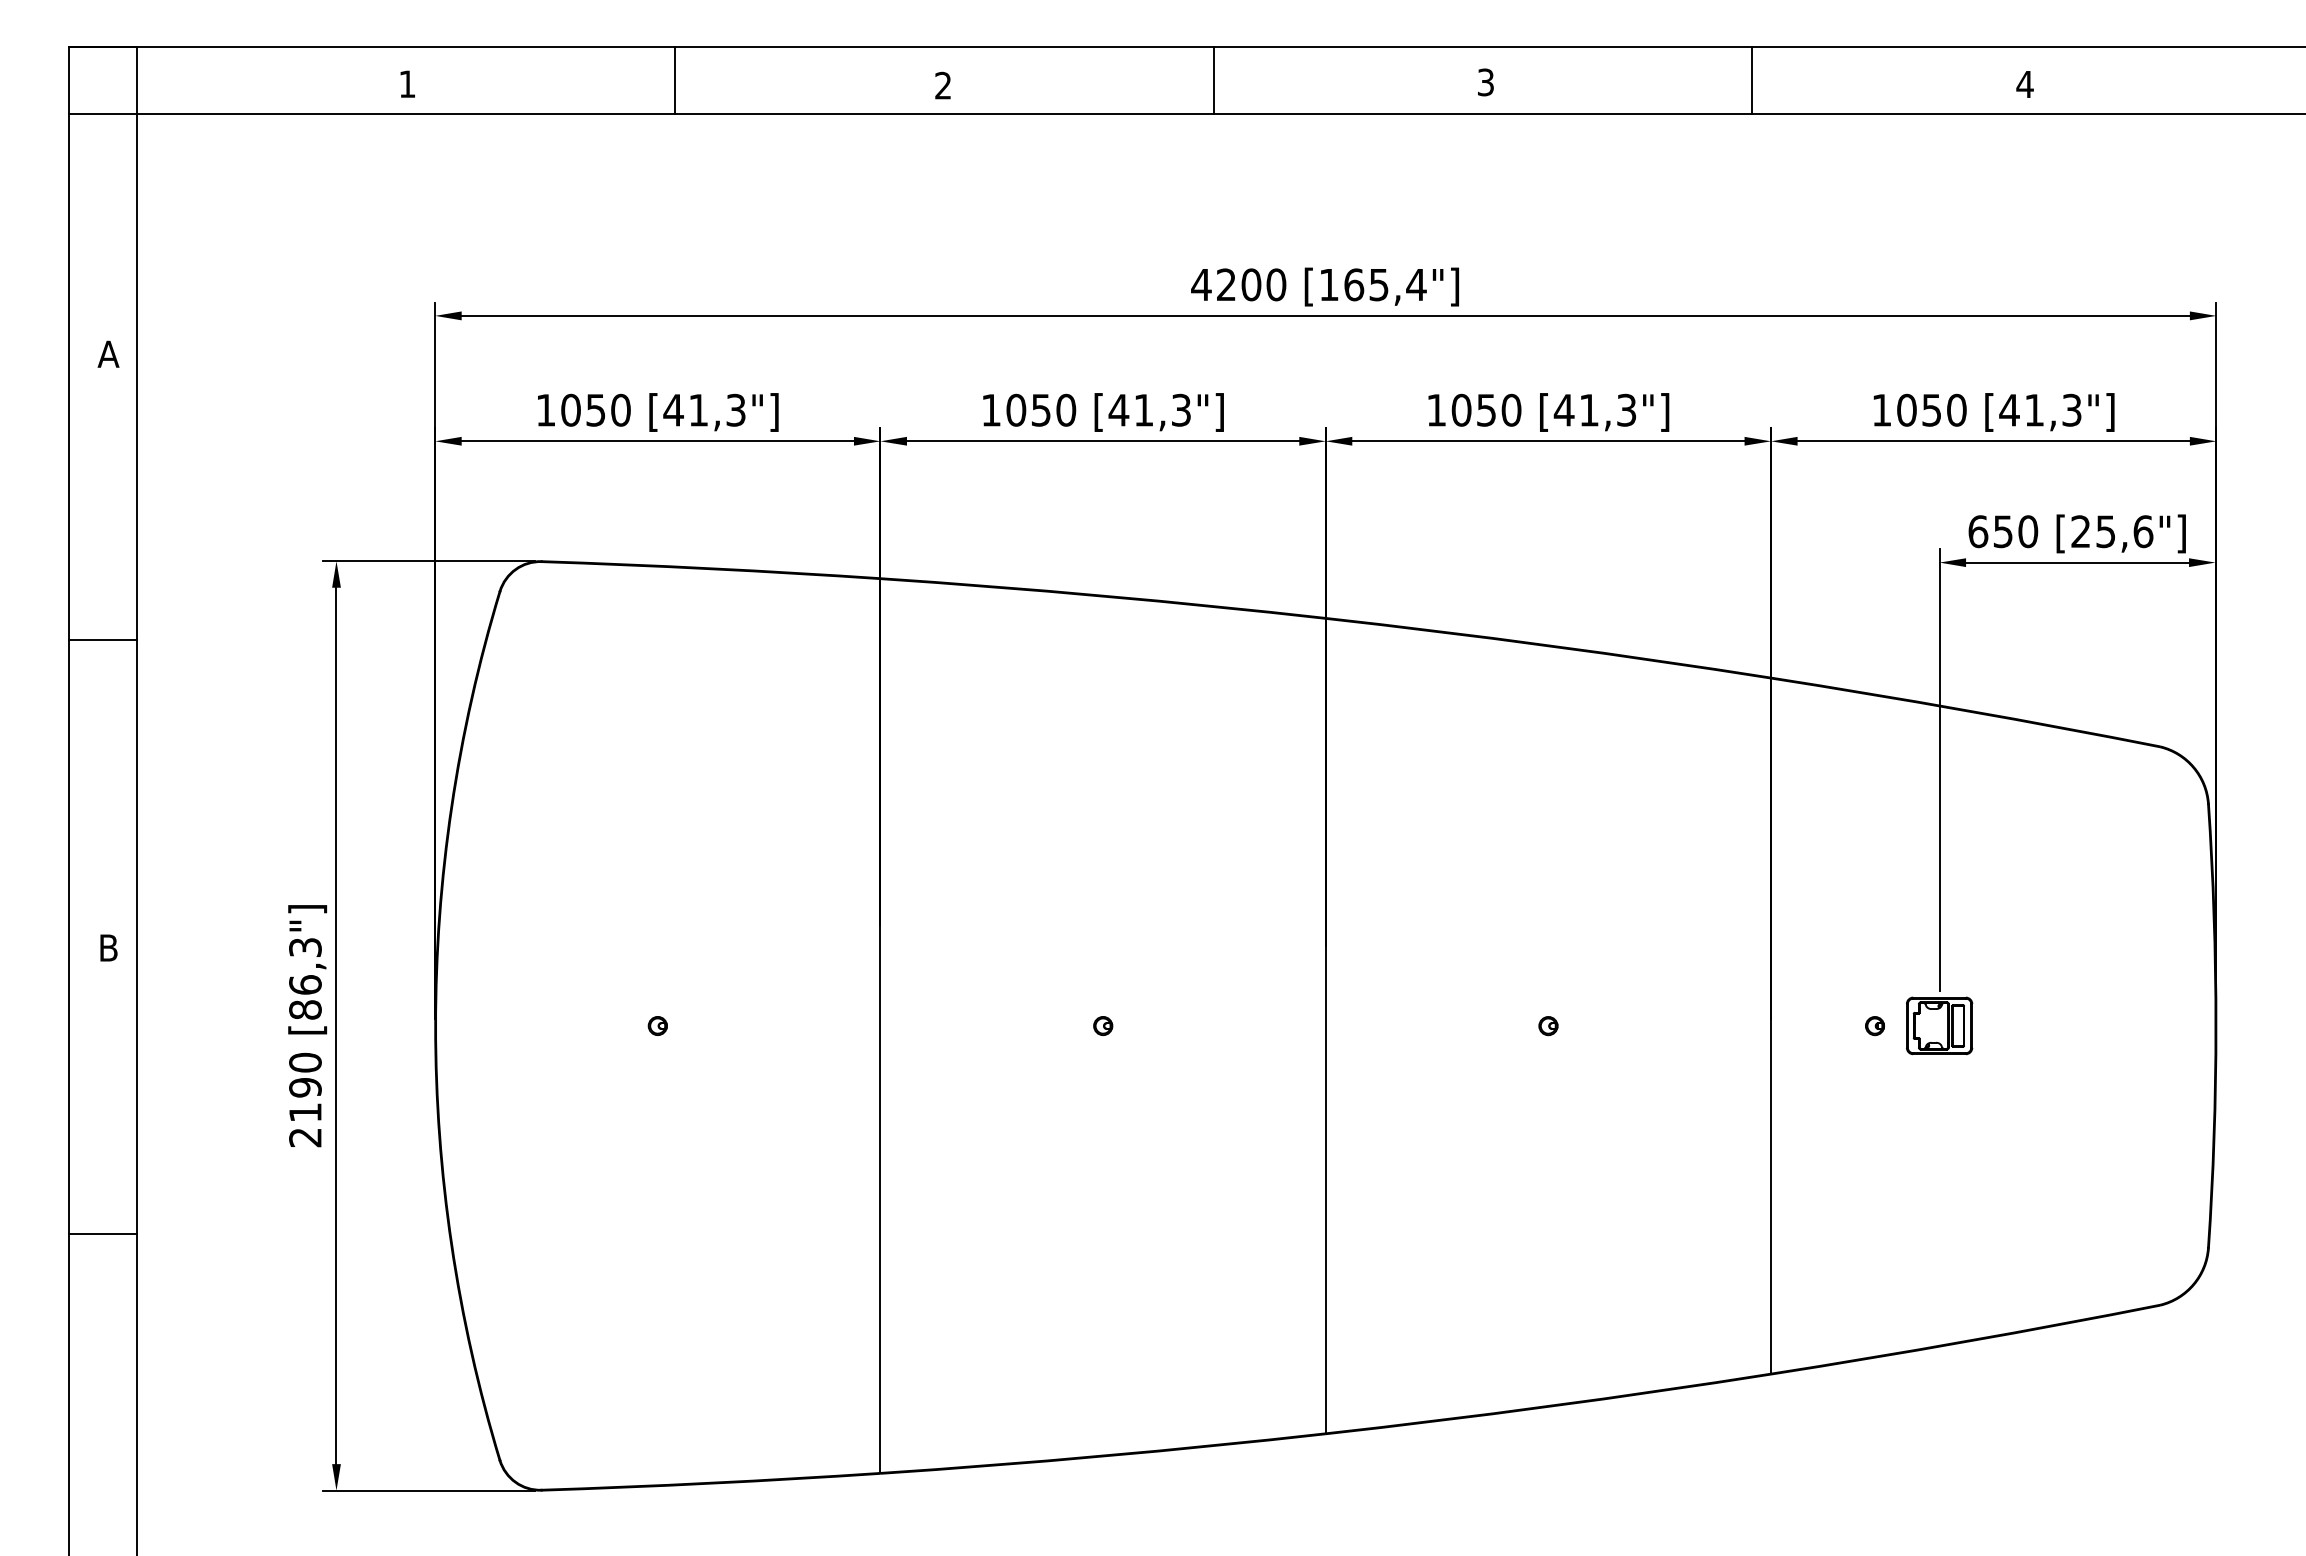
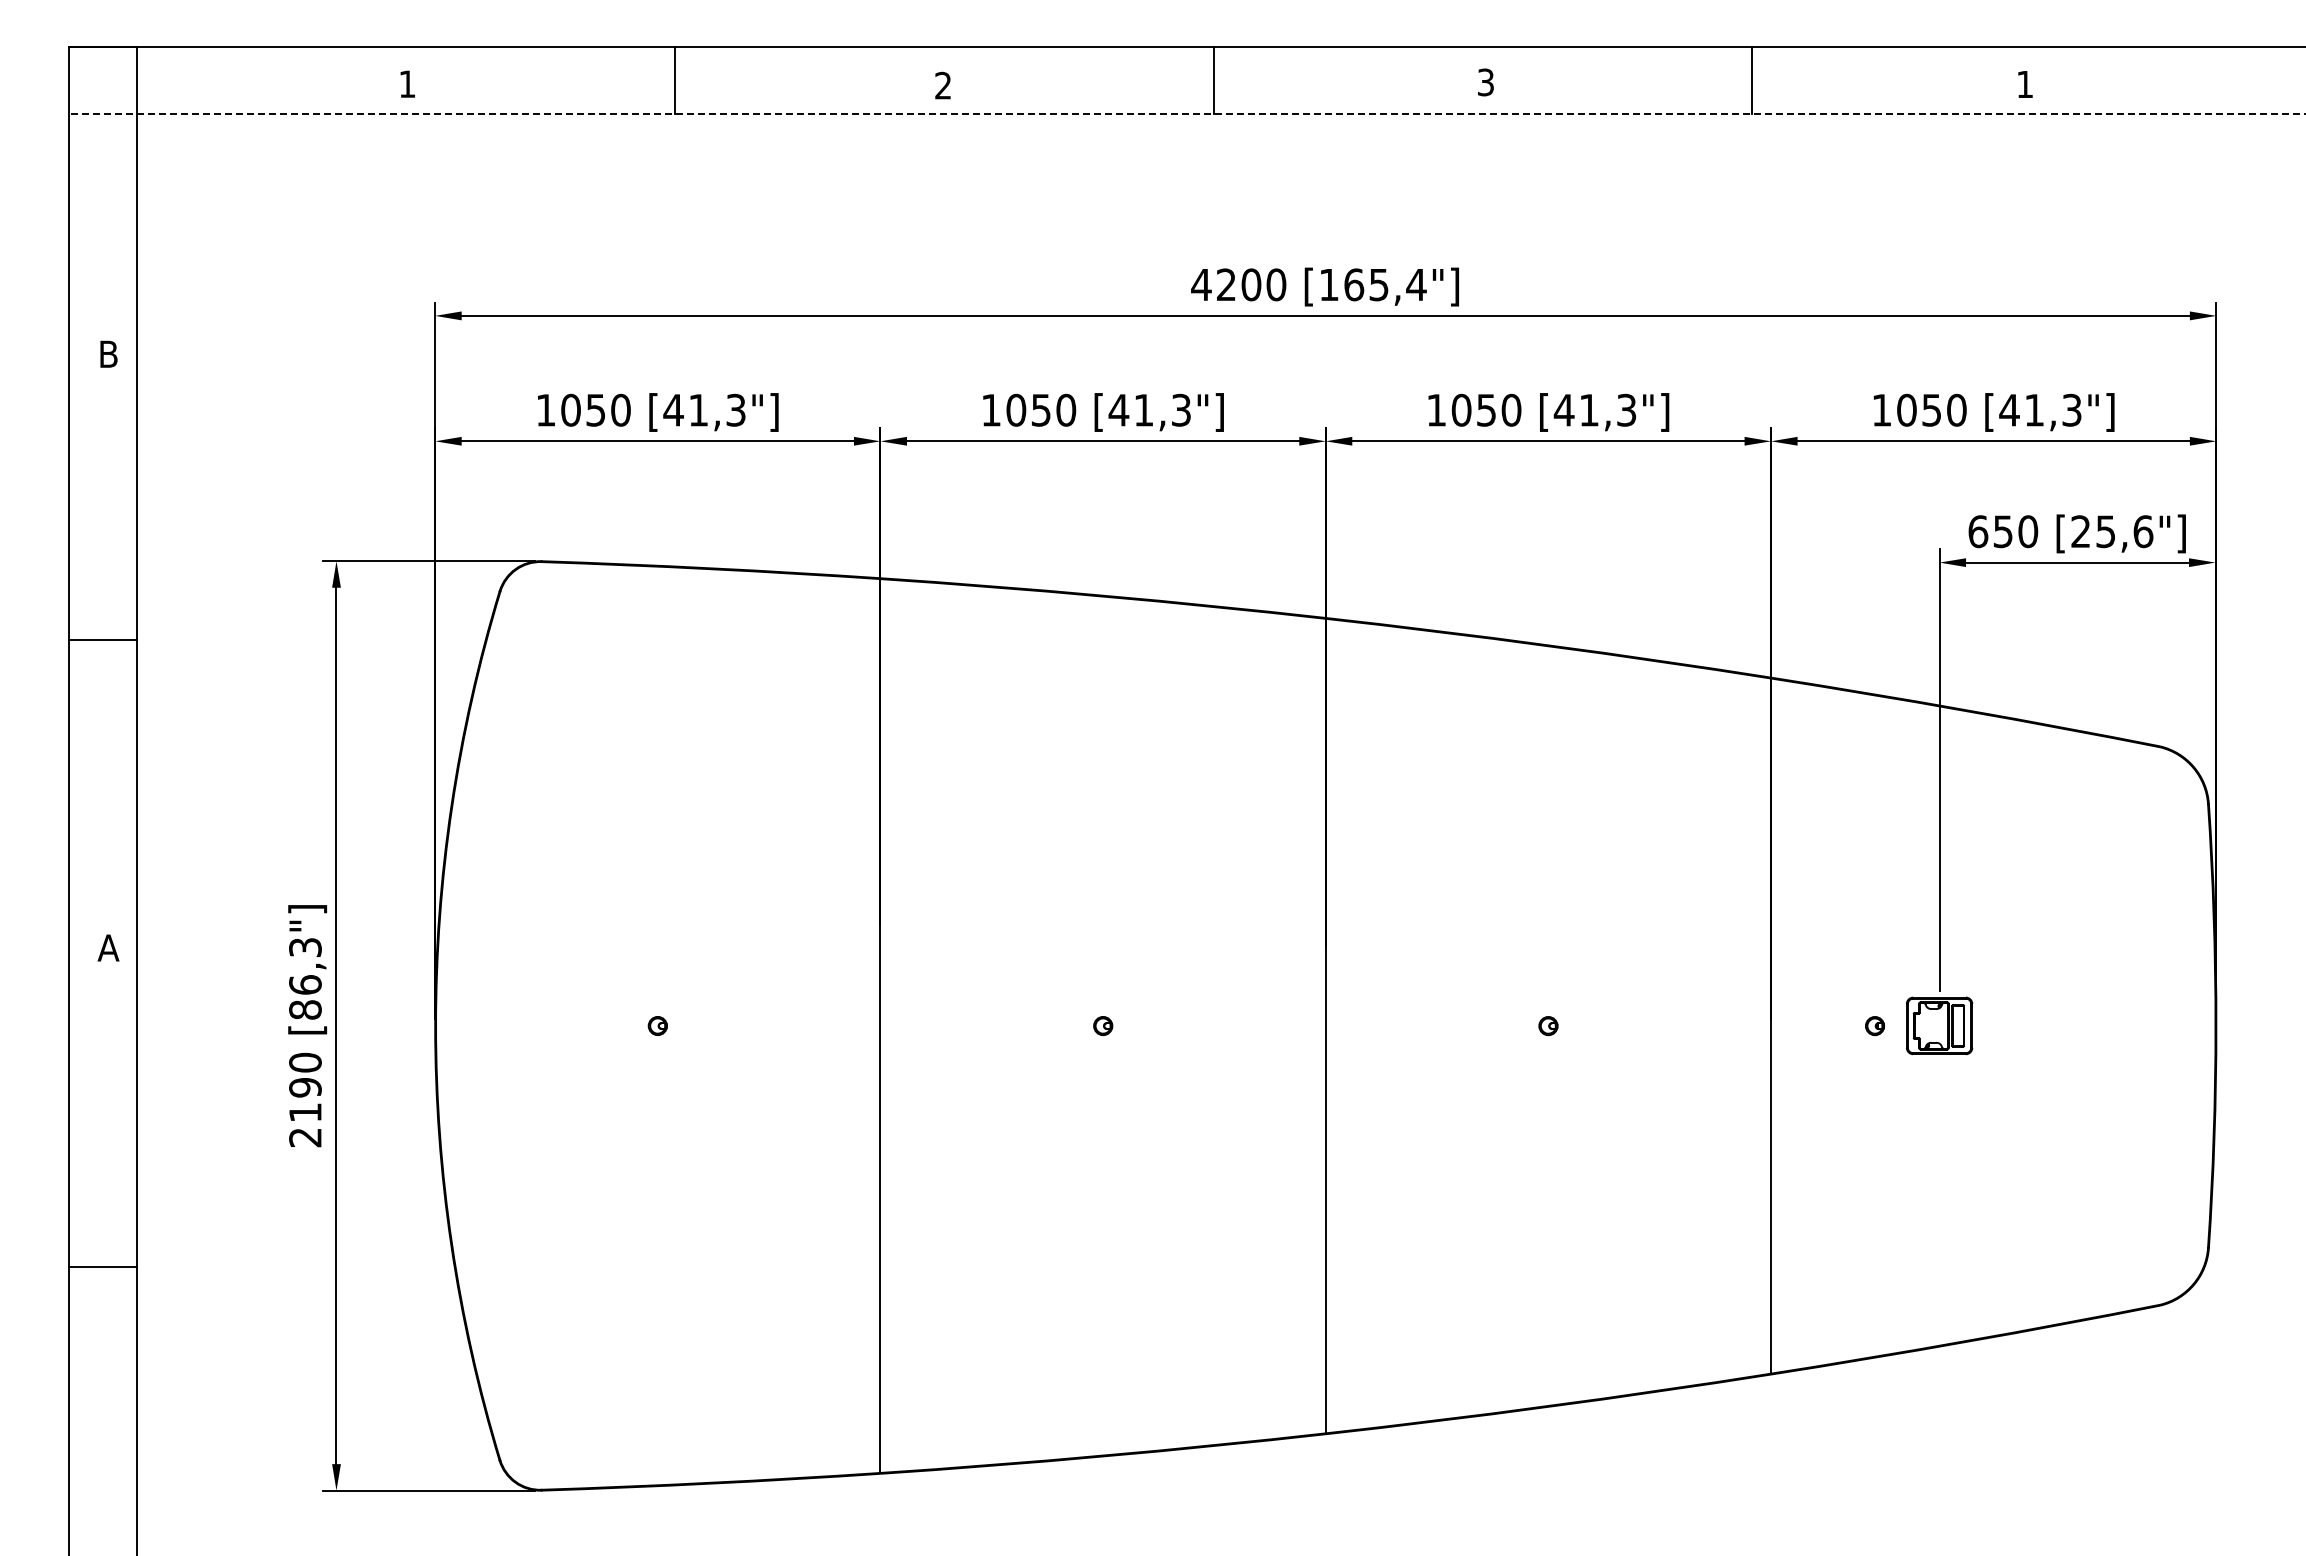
text: 4 -> 1 (2024, 84)
line: solid -> dashed (1186, 114)
text: A -> B (108, 353)
text: B -> A (108, 947)
line position: (102, 1234) -> (102, 1267) (102, 1267)
